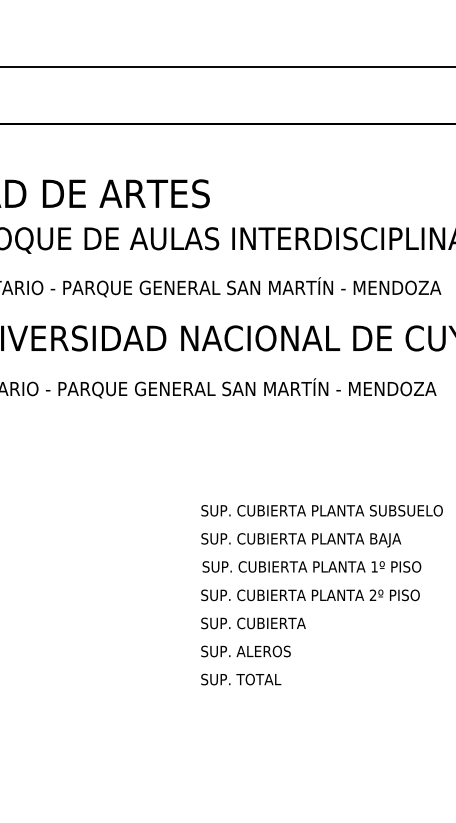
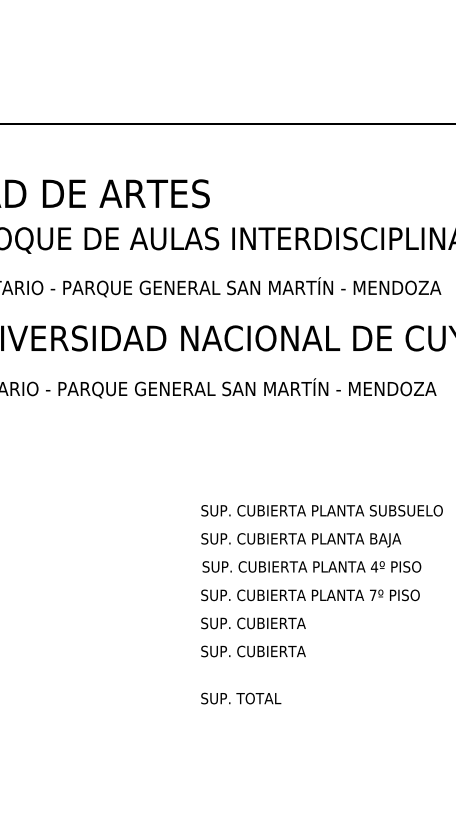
line: present -> none (227, 67)
text: 1º -> 4º (374, 566)
text: 2º -> 7º (372, 594)
text: SUP. ALEROS -> SUP. CUBIERTA (270, 651)
text position: (241, 679) -> (241, 698) (241, 698)
